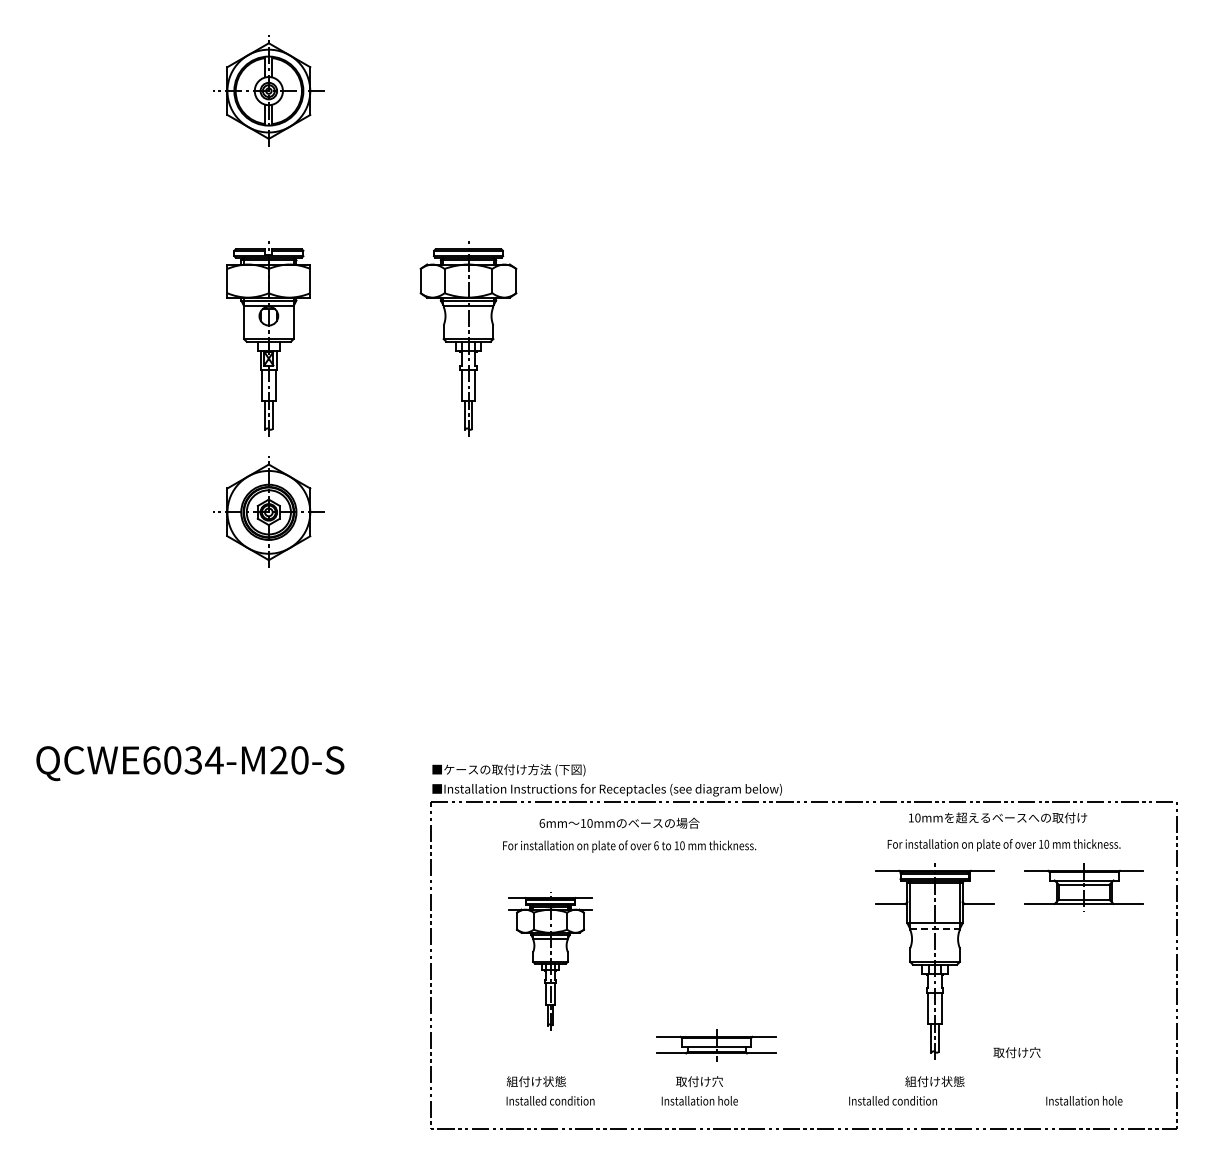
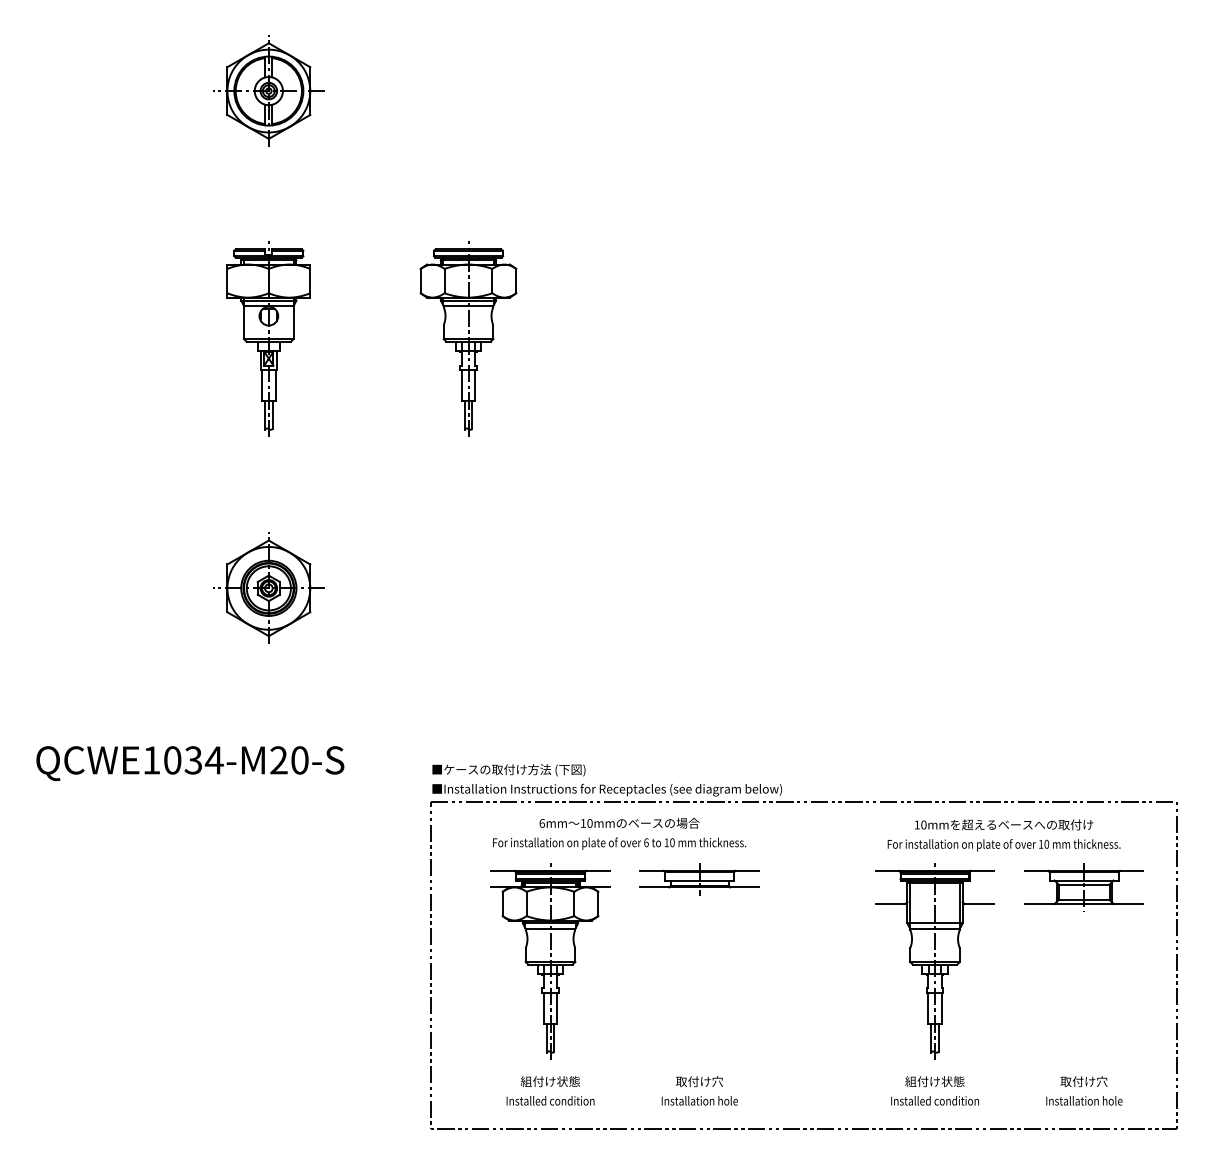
part position: (268, 511) -> (268, 587) (268, 587)
text: QCWE6034-M20-S -> QCWE1034-M20-S (151, 760)
text position: (998, 817) -> (1004, 824) (1004, 824)
text position: (629, 846) -> (619, 843) (619, 843)
line: dashed -> solid (935, 928)
part size: 85x139 px -> 121x197 px (550, 961)
part position: (716, 1045) -> (699, 879) (699, 879)
text position: (1016, 1052) -> (1083, 1081) (1083, 1081)
text position: (535, 1081) -> (549, 1081) (549, 1081)
text position: (892, 1100) -> (934, 1100) (934, 1100)
